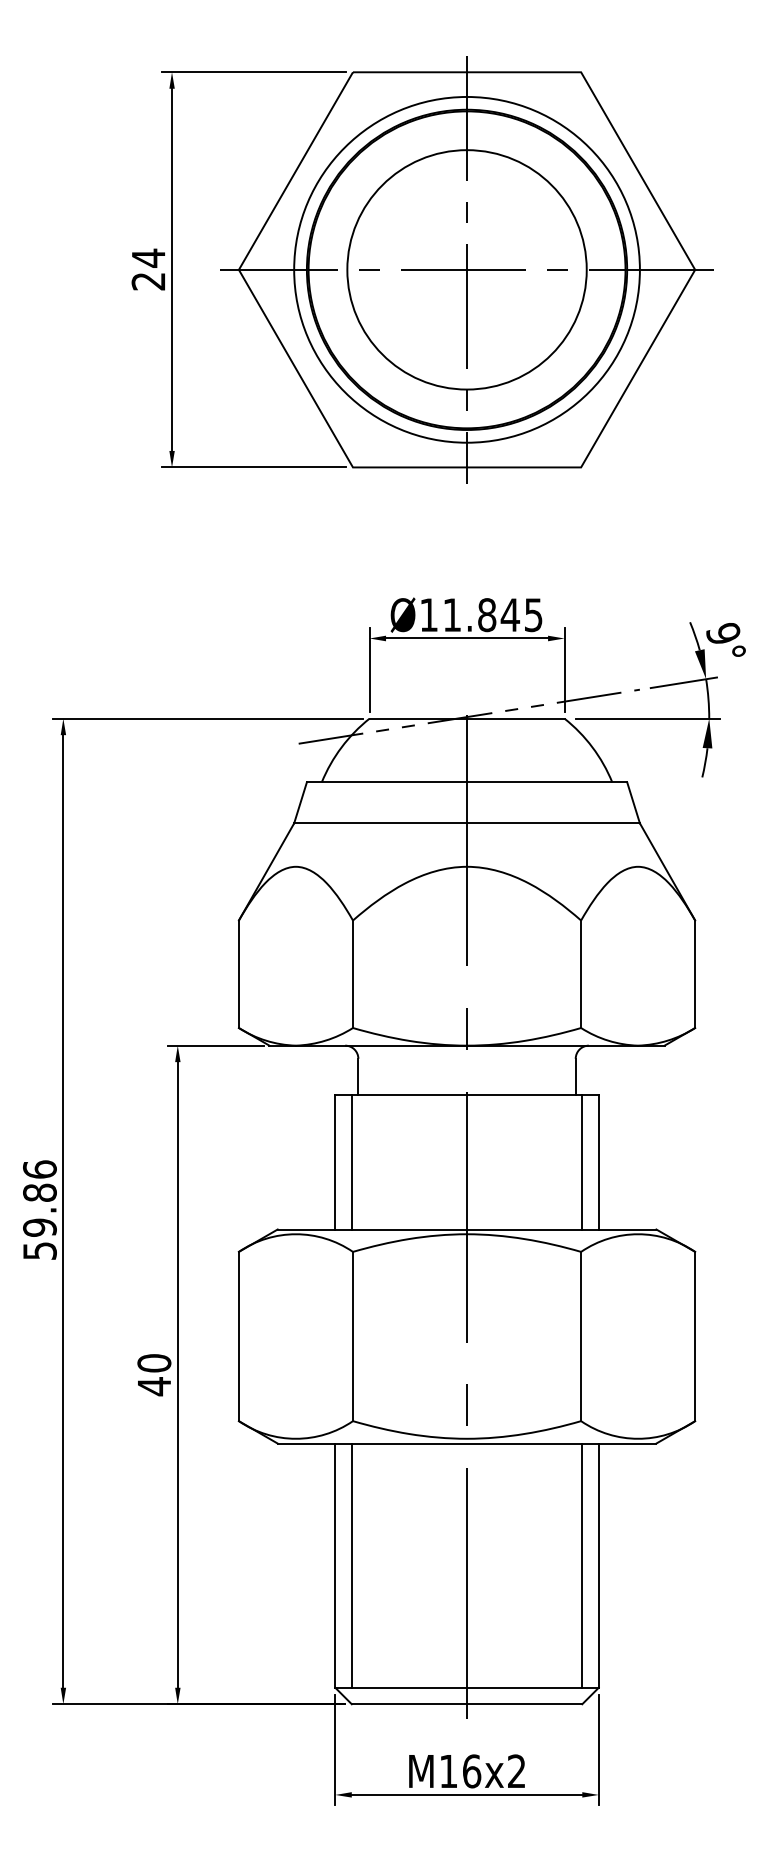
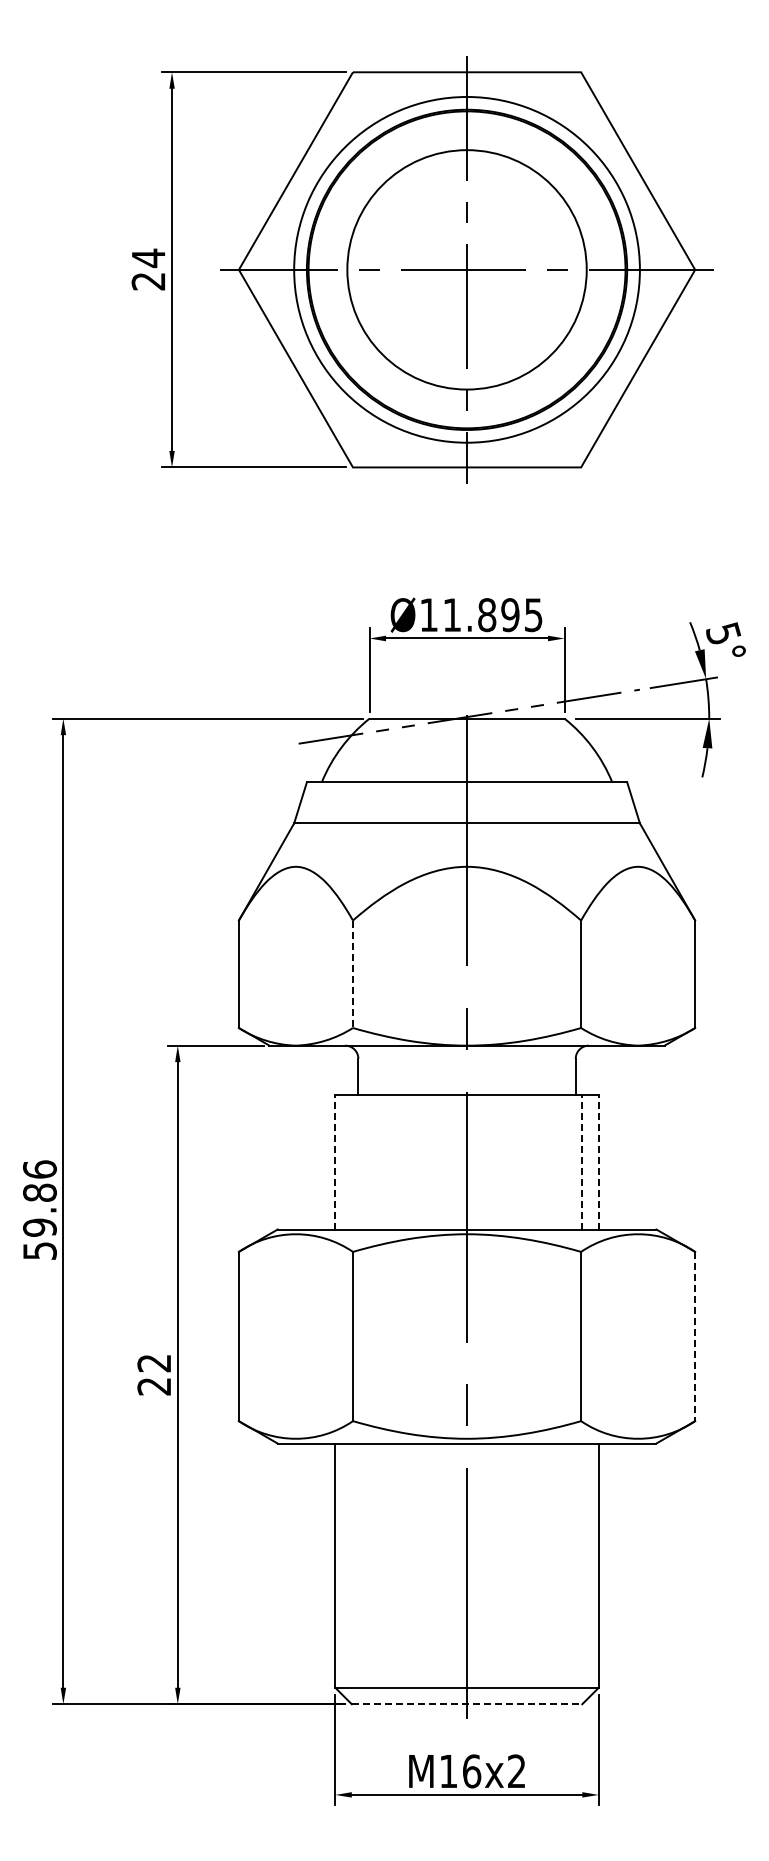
text: Ø11.845 -> Ø11.895 (510, 615)
text: 9° -> 5° (723, 633)
line: solid -> dashed (352, 974)
line: solid -> dashed (335, 1161)
line: solid -> dashed (582, 1161)
line: solid -> dashed (598, 1161)
line: present -> none (351, 1162)
line: solid -> dashed (695, 1336)
text: 40 -> 22 (154, 1375)
line: present -> none (351, 1565)
line: present -> none (582, 1565)
line: solid -> dashed (467, 1704)
